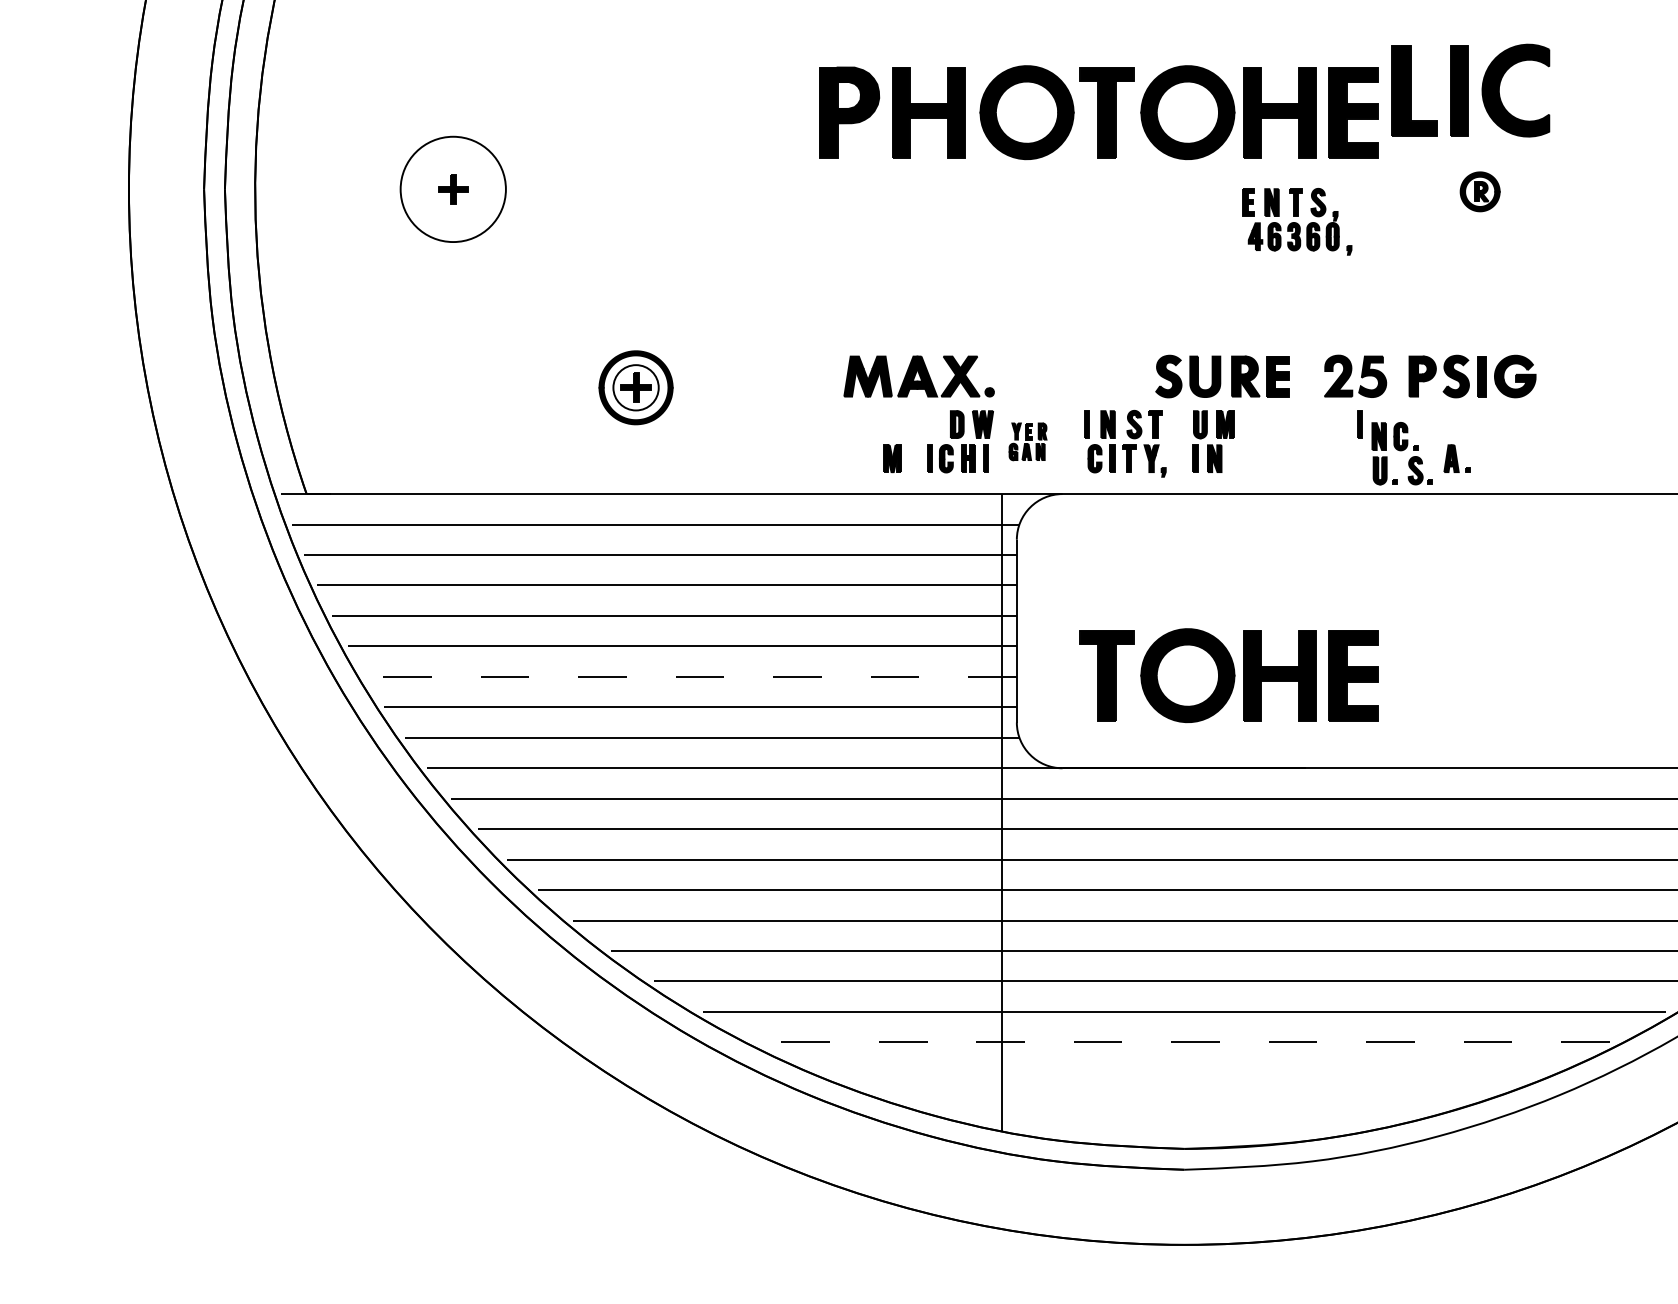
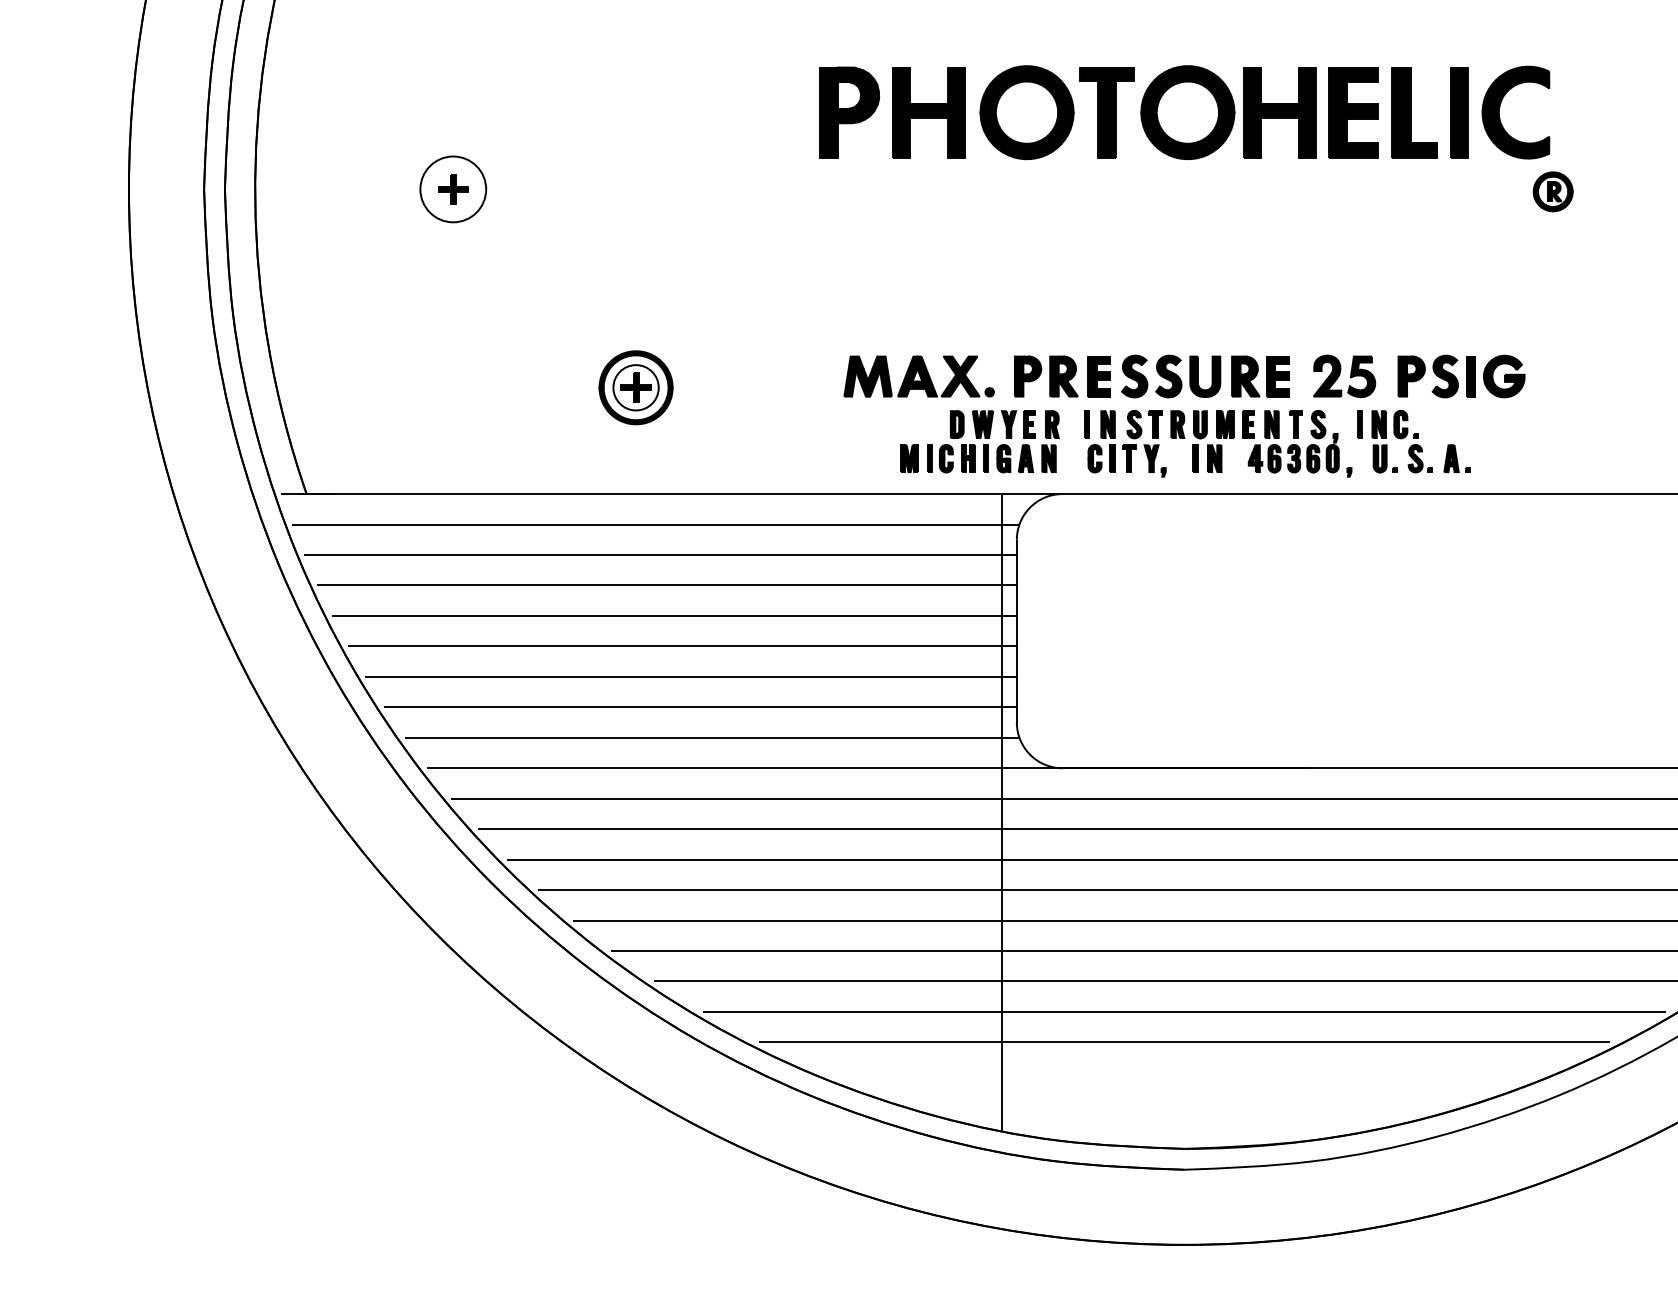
part position: (1470, 90) -> (1470, 112) (1470, 112)
circle diameter: 105 px -> 66 px (453, 189)
part position: (1479, 191) -> (1552, 191) (1552, 191)
part position: (1297, 221) -> (1297, 443) (1297, 443)
part: none -> present (1081, 376)
part position: (1430, 376) -> (1419, 376) (1419, 376)
part: none -> present (1177, 424)
part size: 40x40 px -> 64x64 px (1027, 441)
part position: (1401, 453) -> (1401, 441) (1401, 441)
part position: (892, 458) -> (909, 458) (909, 458)
part: present -> none (1228, 675)
line: dashed -> solid (691, 676)
line: dashed -> solid (1183, 1042)
